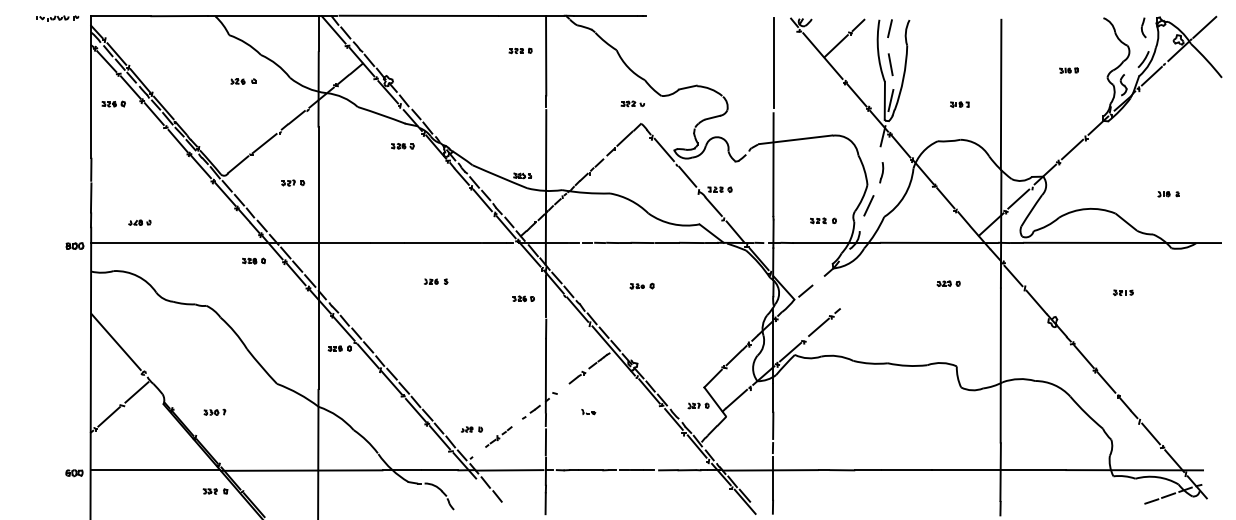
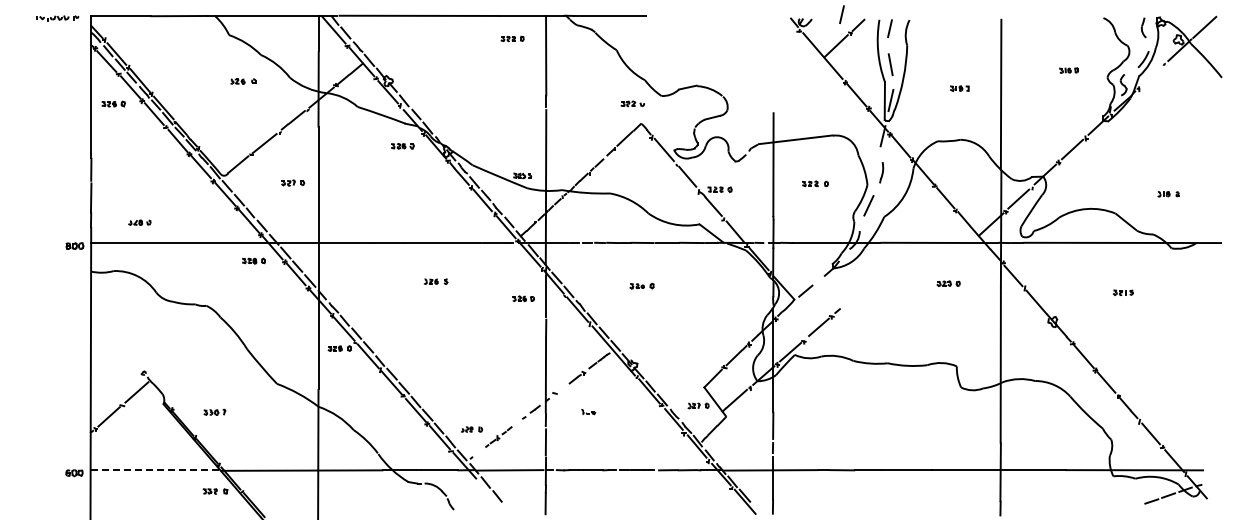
line: none -> present (841, 14)
part position: (520, 50) -> (512, 38) (512, 38)
line: present -> none (773, 62)
line: present -> none (1151, 76)
part position: (959, 104) -> (959, 88) (959, 88)
part position: (823, 220) -> (815, 183) (815, 183)
line: present -> none (115, 341)
line: solid -> dashed (155, 470)
